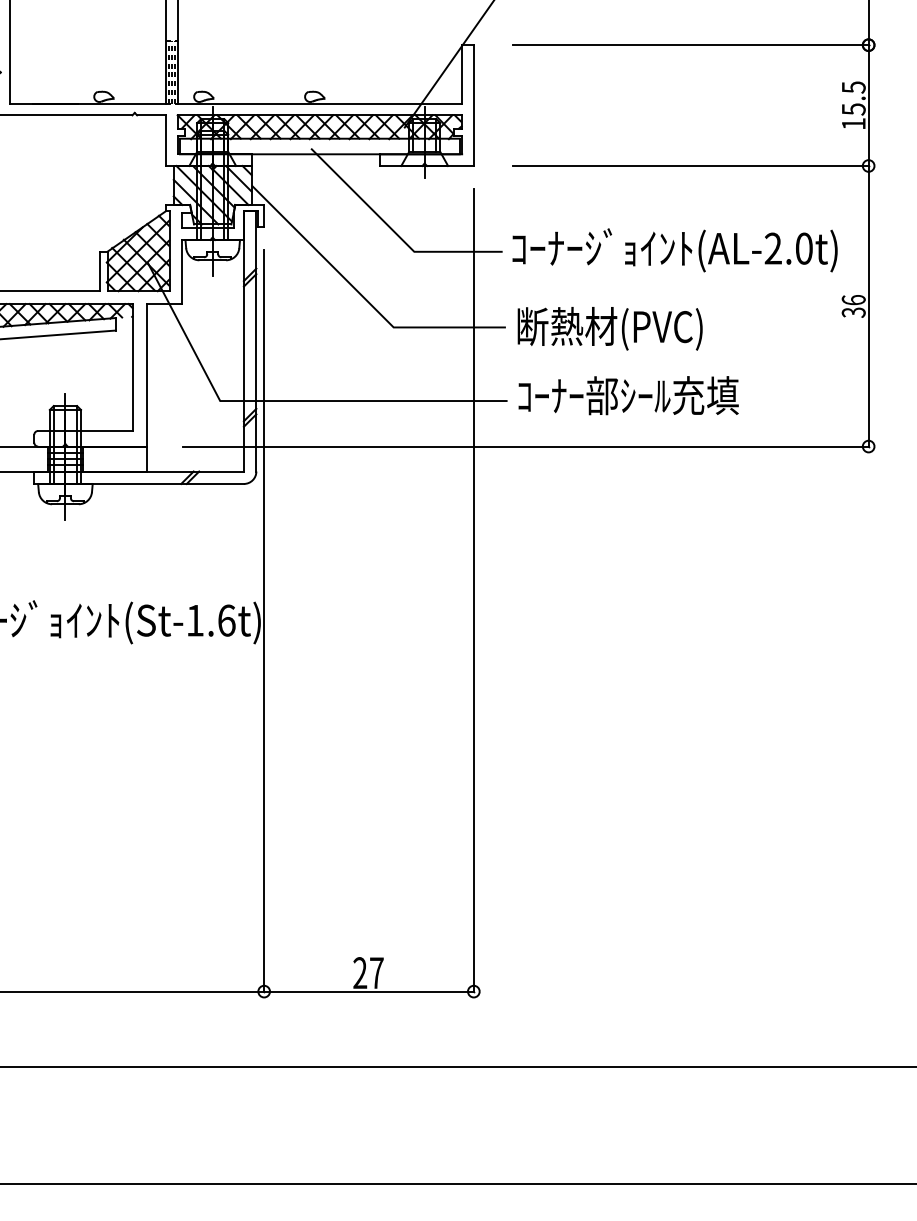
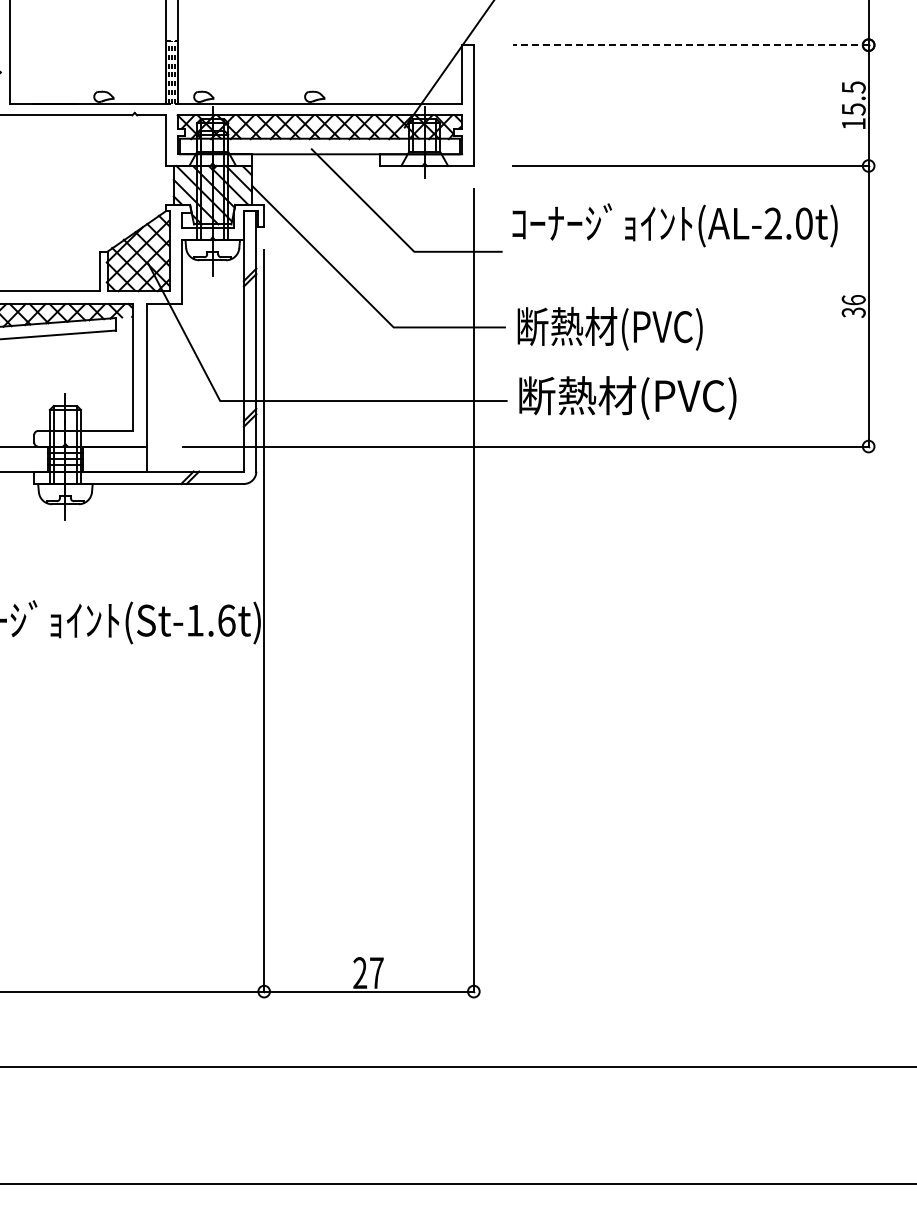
line: solid -> dashed (690, 45)
text position: (674, 250) -> (674, 225) (674, 225)
text: ｺｰﾅｰ部ｼｰﾙ充填 -> 断熱材(PVC) (628, 397)
